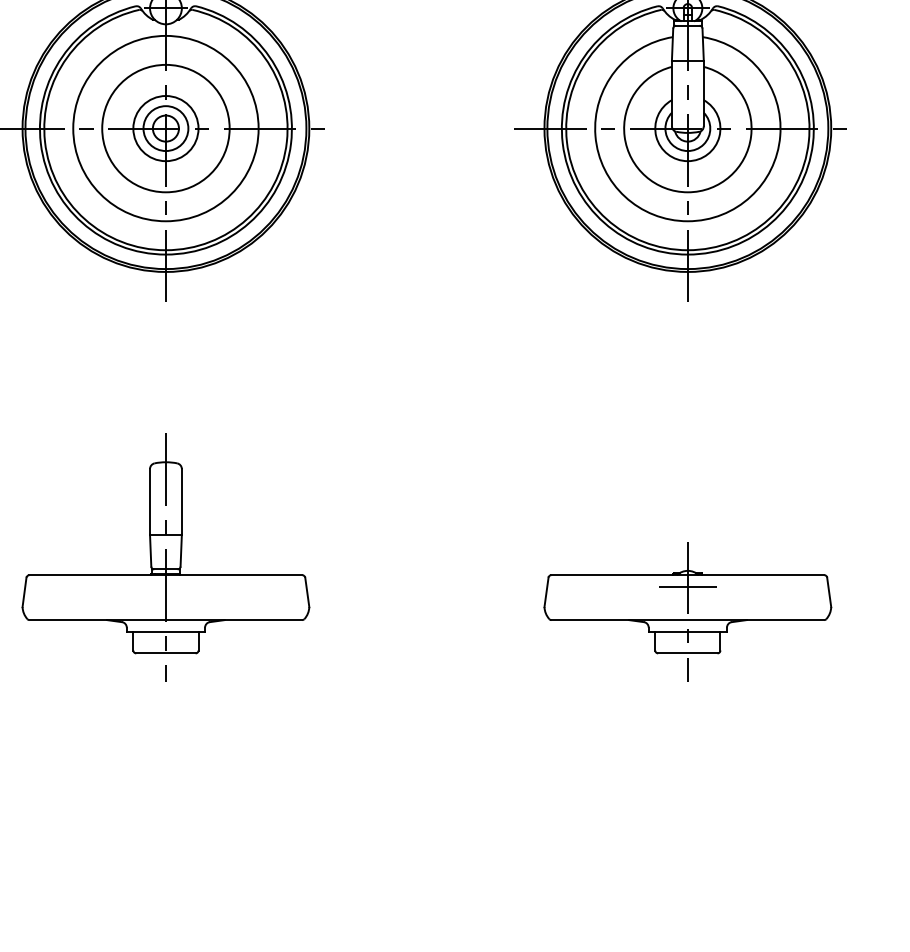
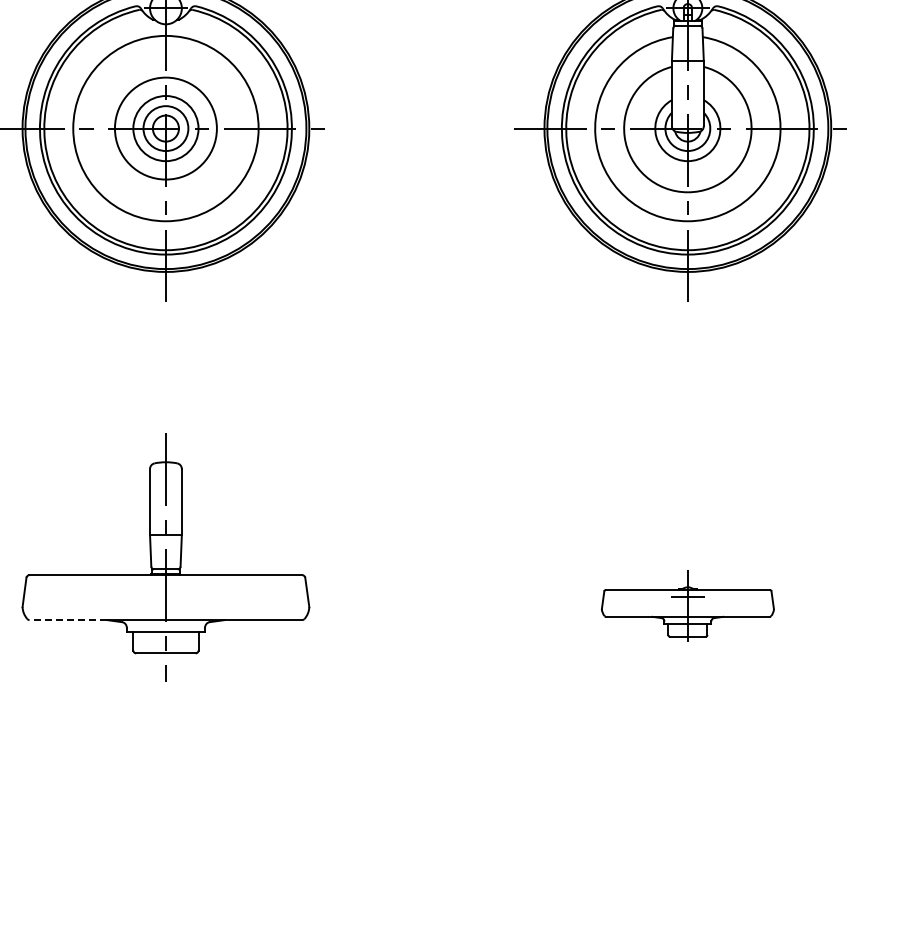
circle diameter: 127 px -> 102 px (165, 128)
part size: 290x140 px -> 174x72 px (687, 605)
line: solid -> dashed (68, 620)
